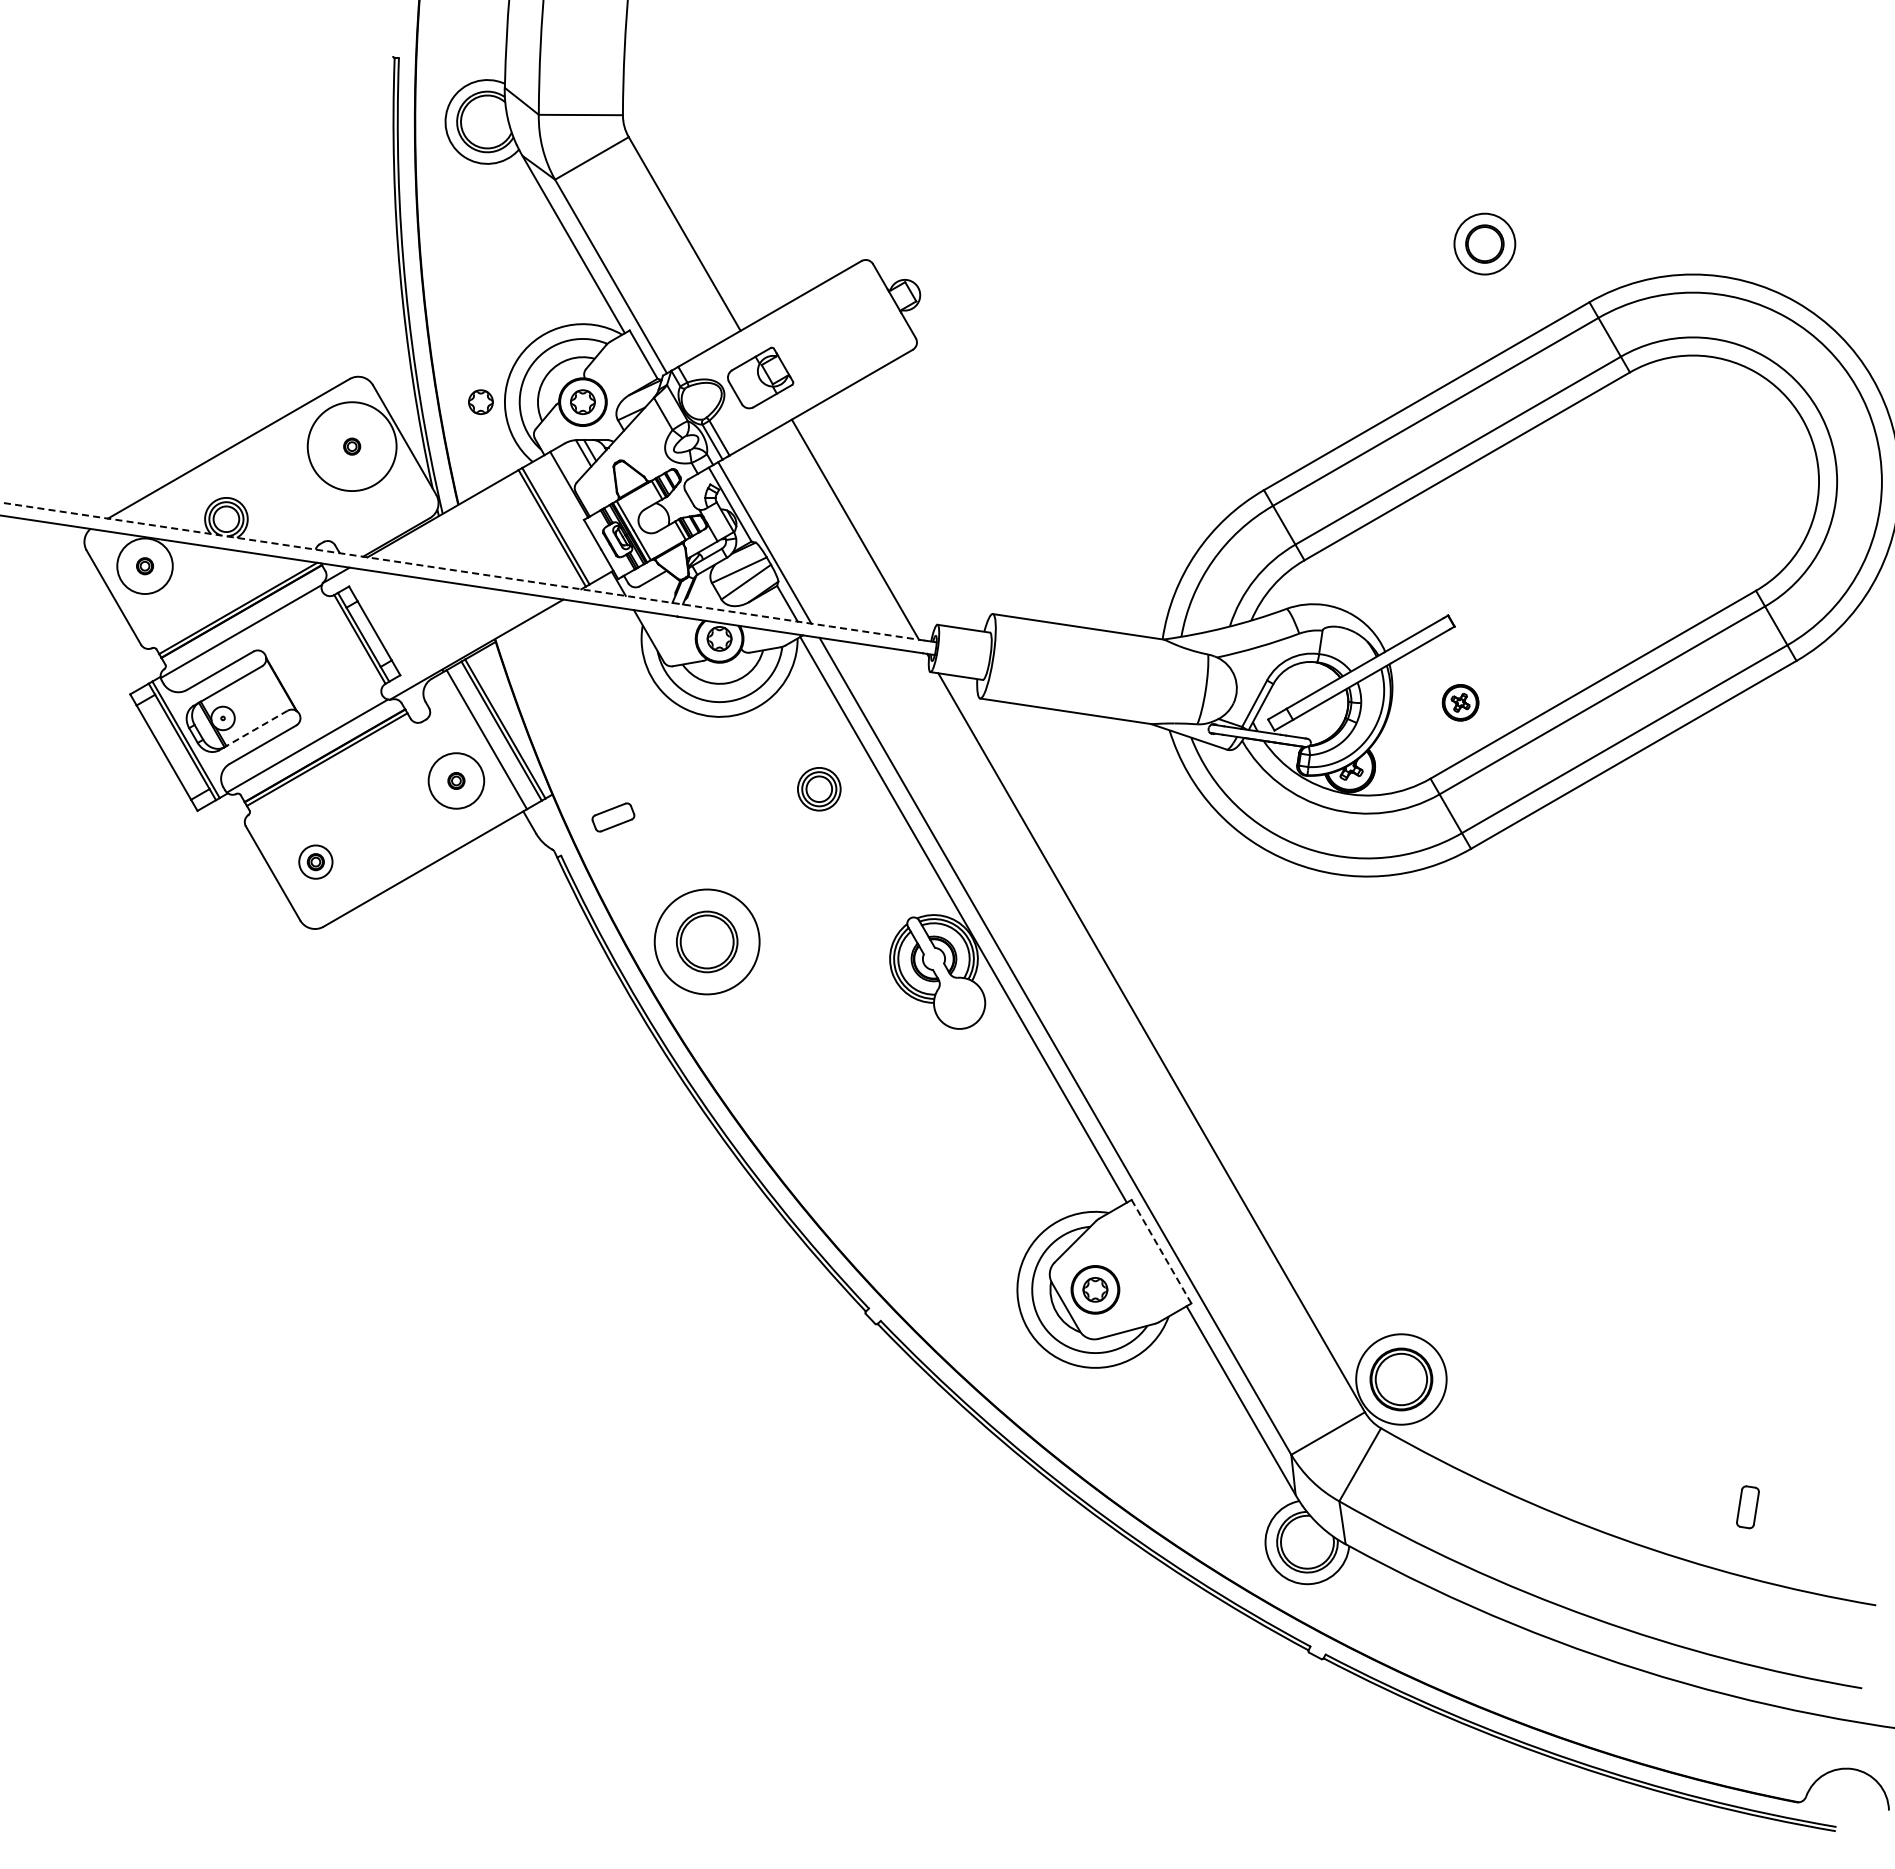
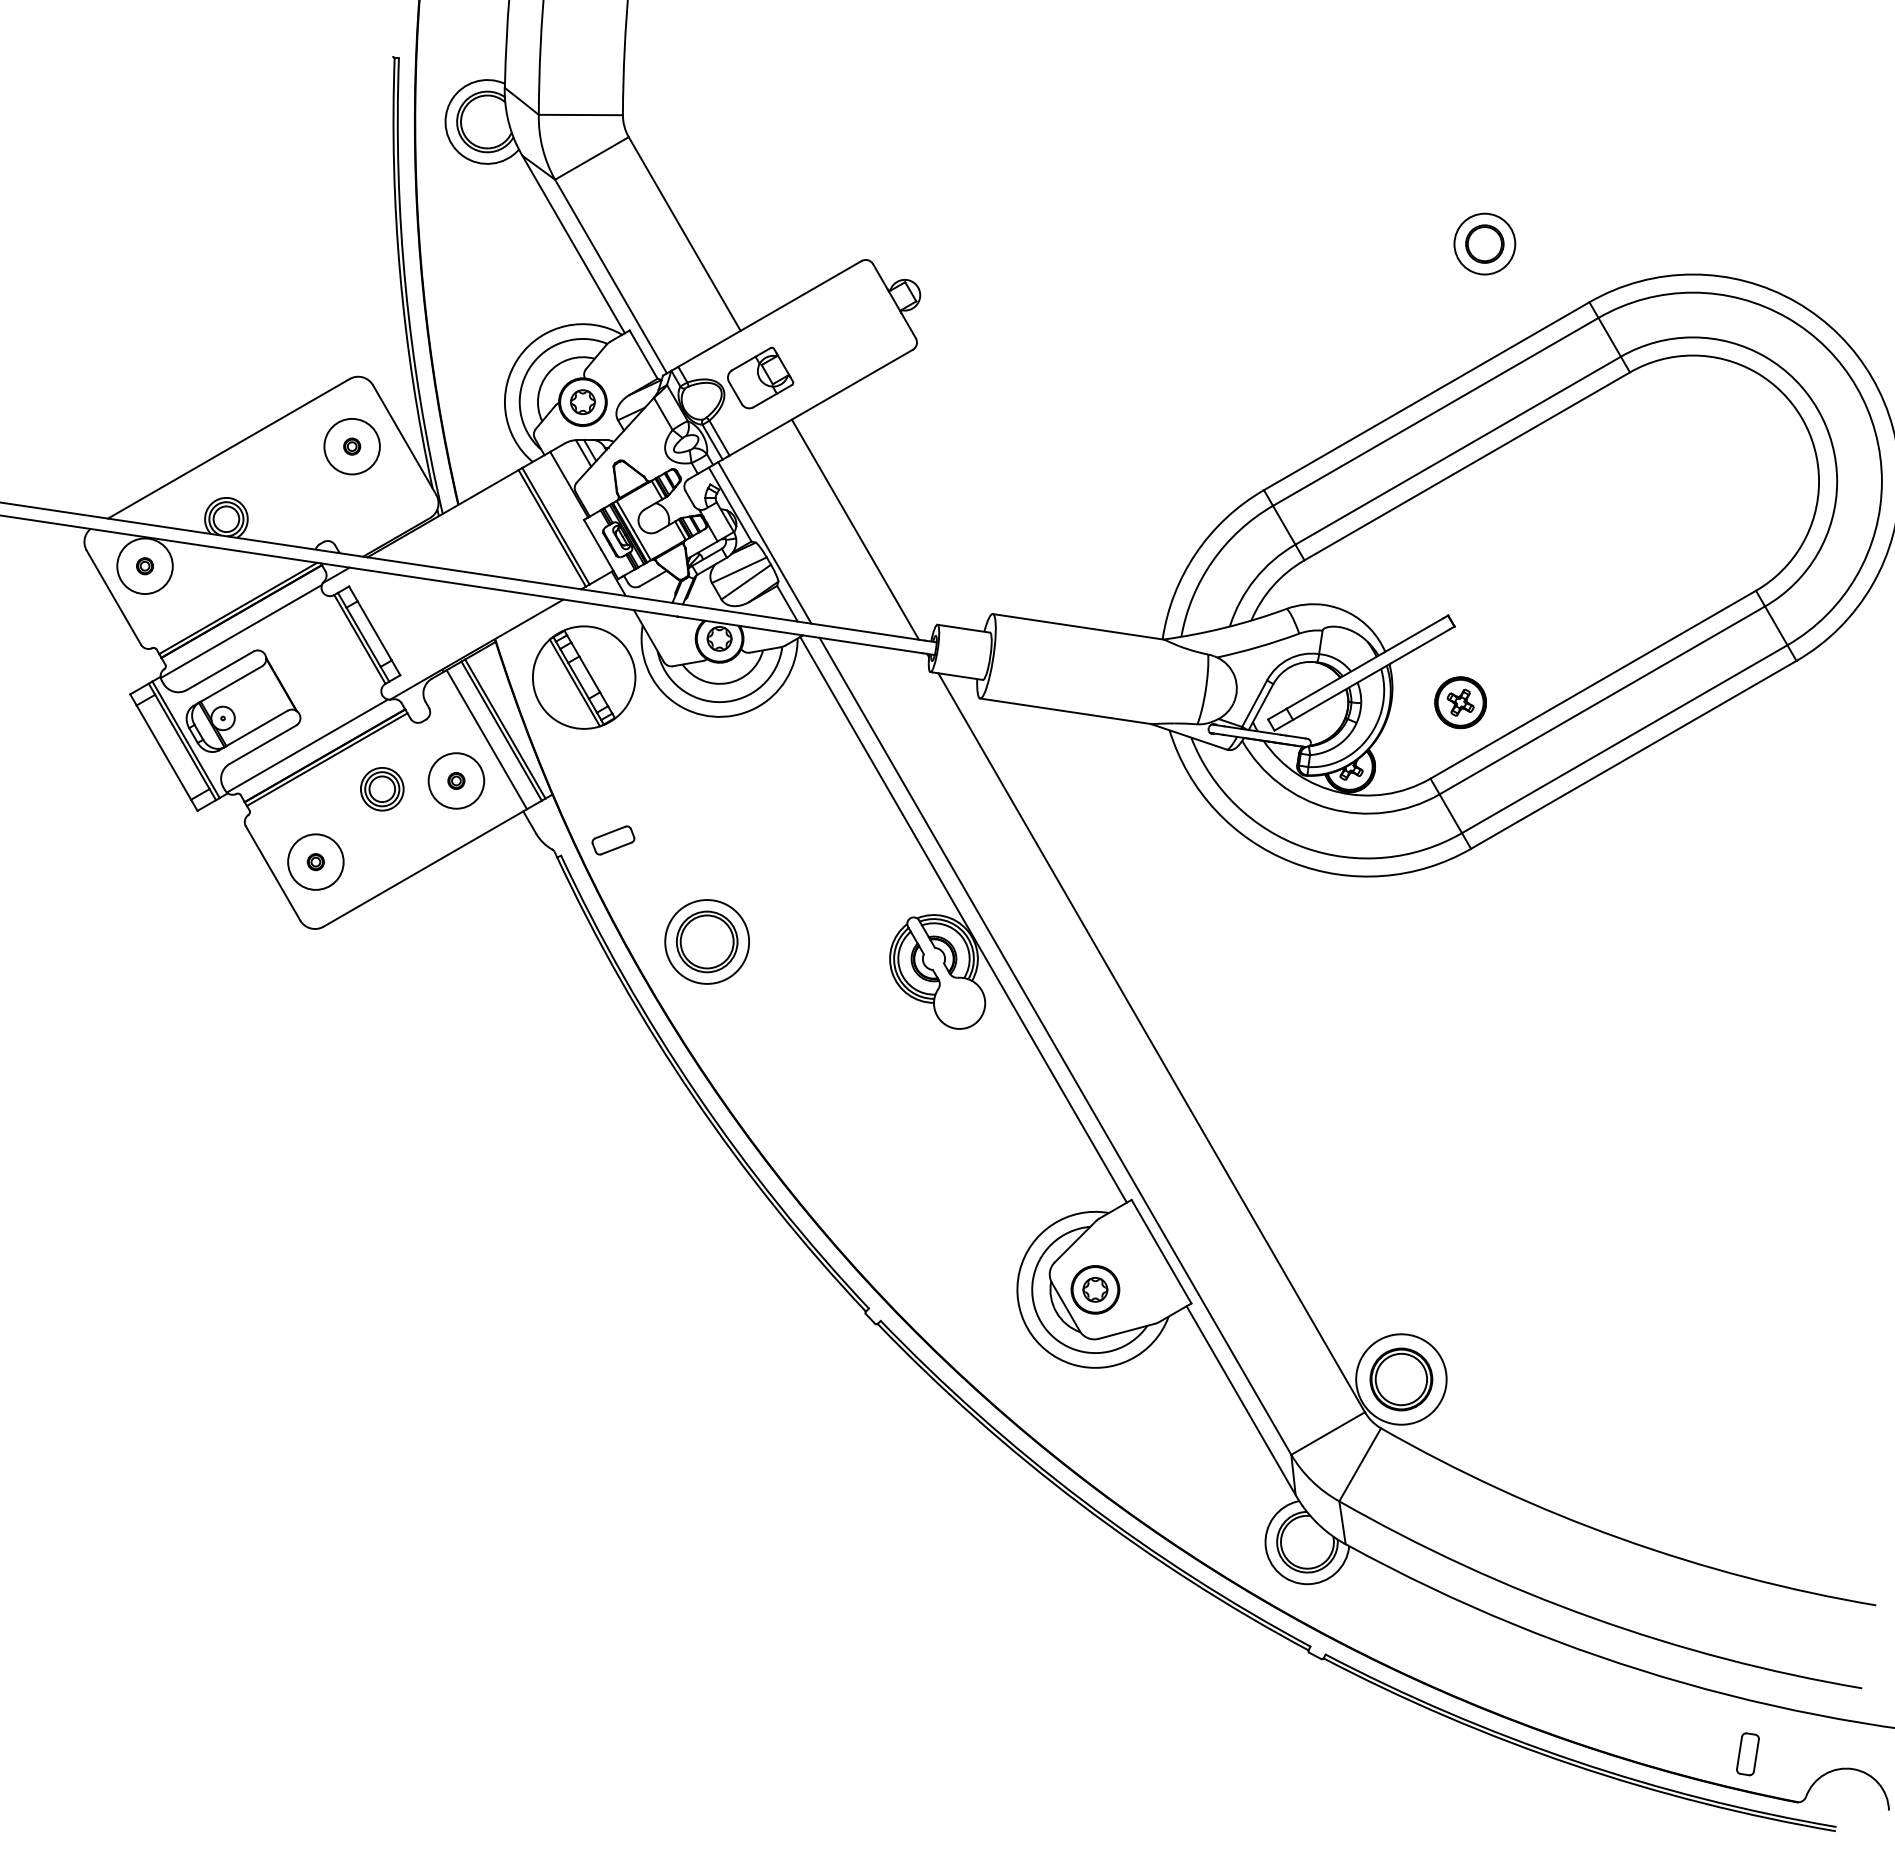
part: present -> none (480, 401)
circle diameter: 89 px -> 56 px (351, 446)
line: dashed -> solid (462, 571)
part: none -> present (584, 677)
part size: 39x38 px -> 53x54 px (1460, 702)
line: dashed -> solid (256, 728)
part position: (819, 789) -> (382, 789) (382, 789)
part position: (613, 817) -> (613, 840) (613, 840)
circle diameter: 33 px -> 56 px (315, 861)
circle diameter: 105 px -> 84 px (707, 941)
line: dashed -> solid (1161, 1251)
part position: (1747, 1507) -> (1747, 1754) (1747, 1754)
